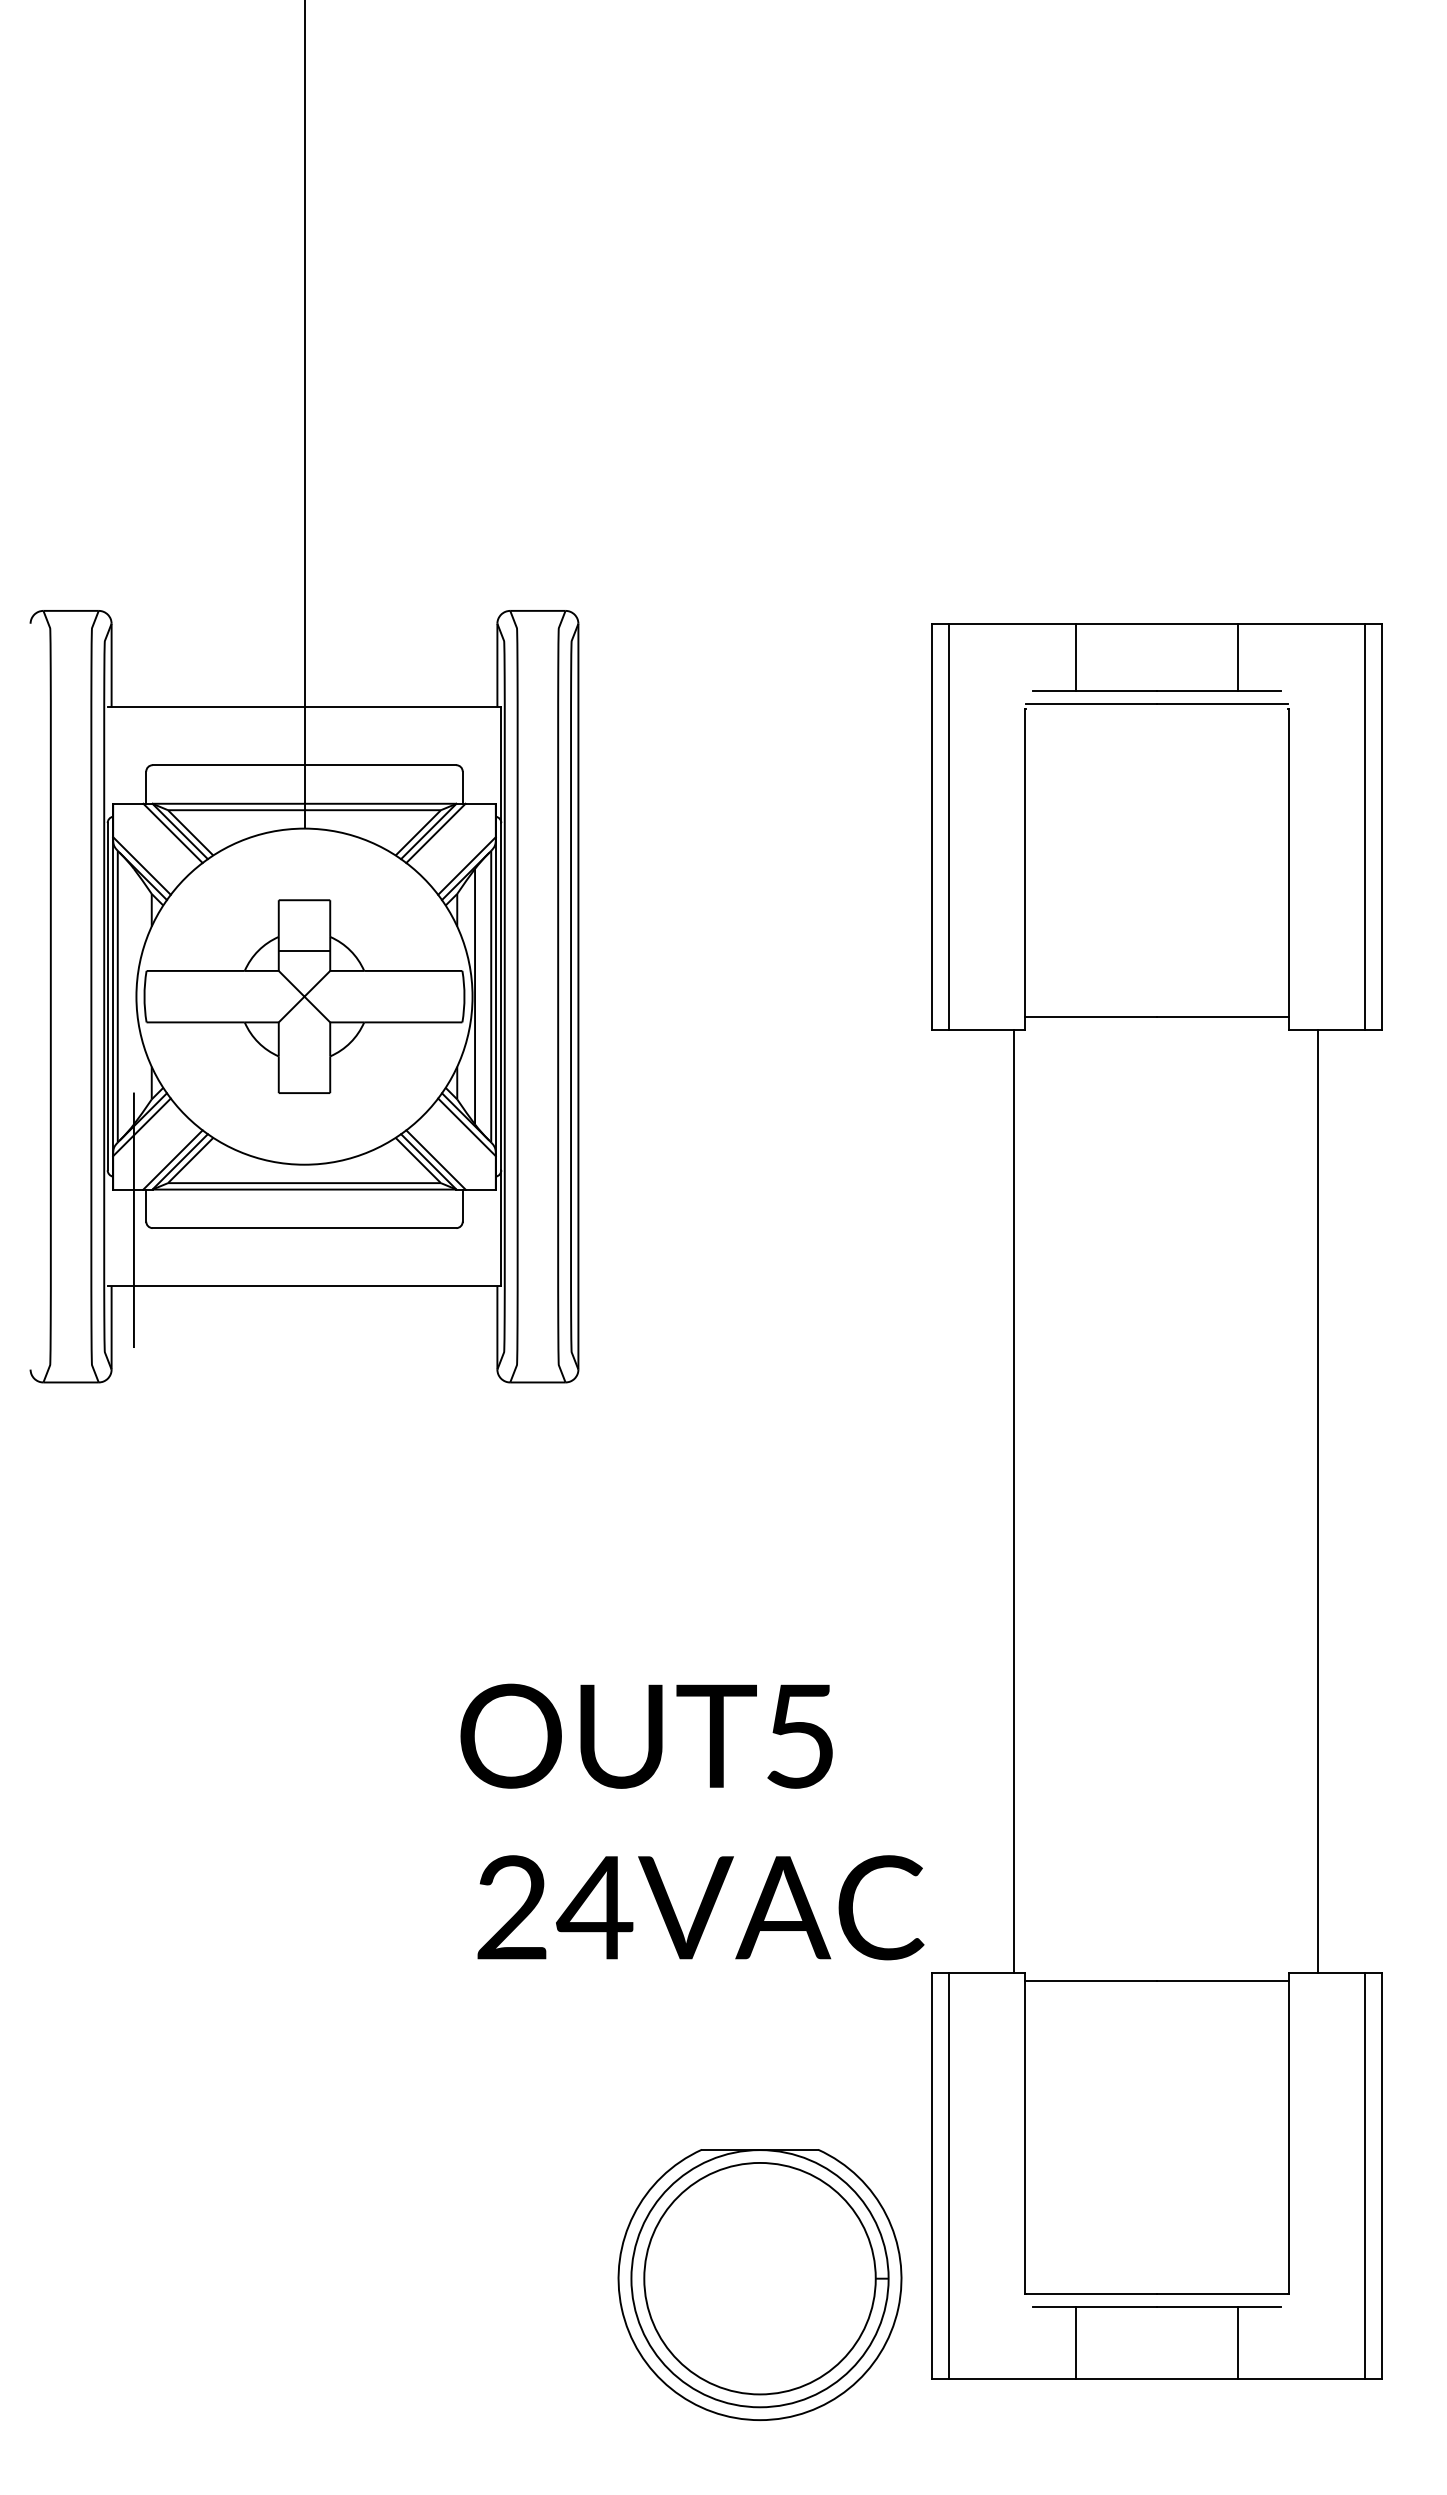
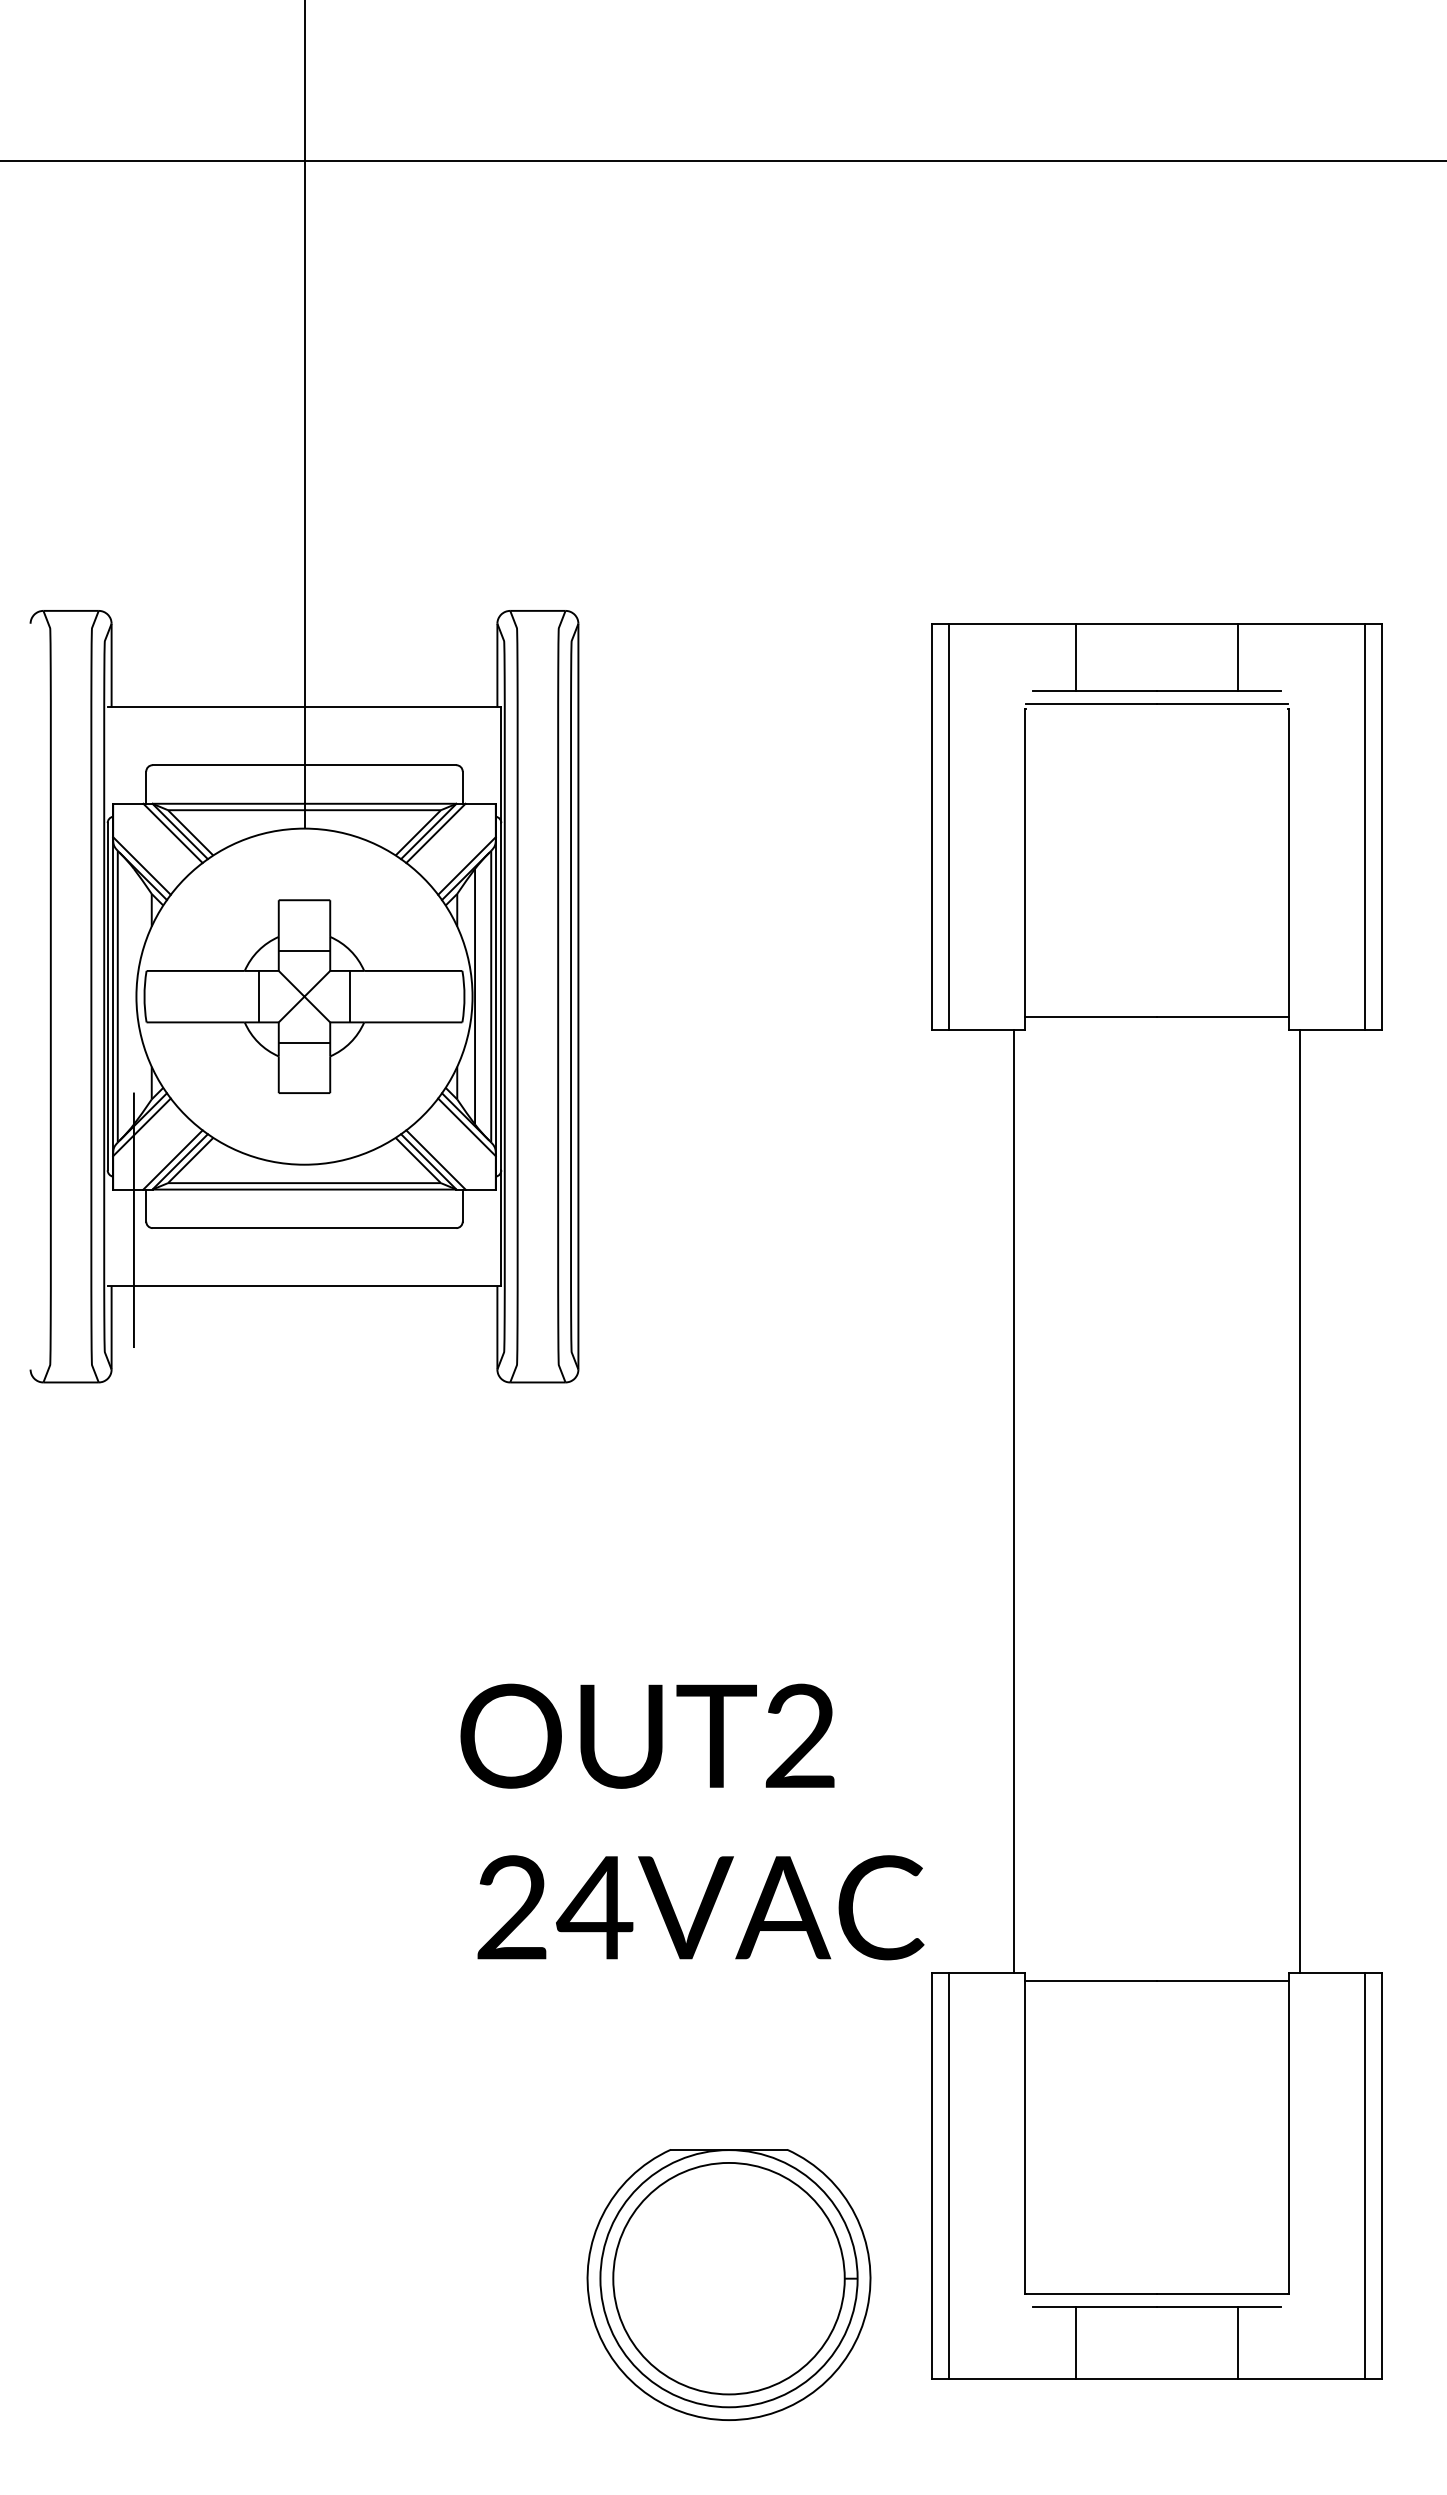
line: none -> present (722, 160)
line: none -> present (258, 996)
line: none -> present (350, 996)
line: none -> present (304, 1042)
line position: (1317, 1501) -> (1299, 1501) (1299, 1501)
text: OUT5 -> OUT2 (799, 1735)
part position: (759, 2284) -> (728, 2284) (728, 2284)
